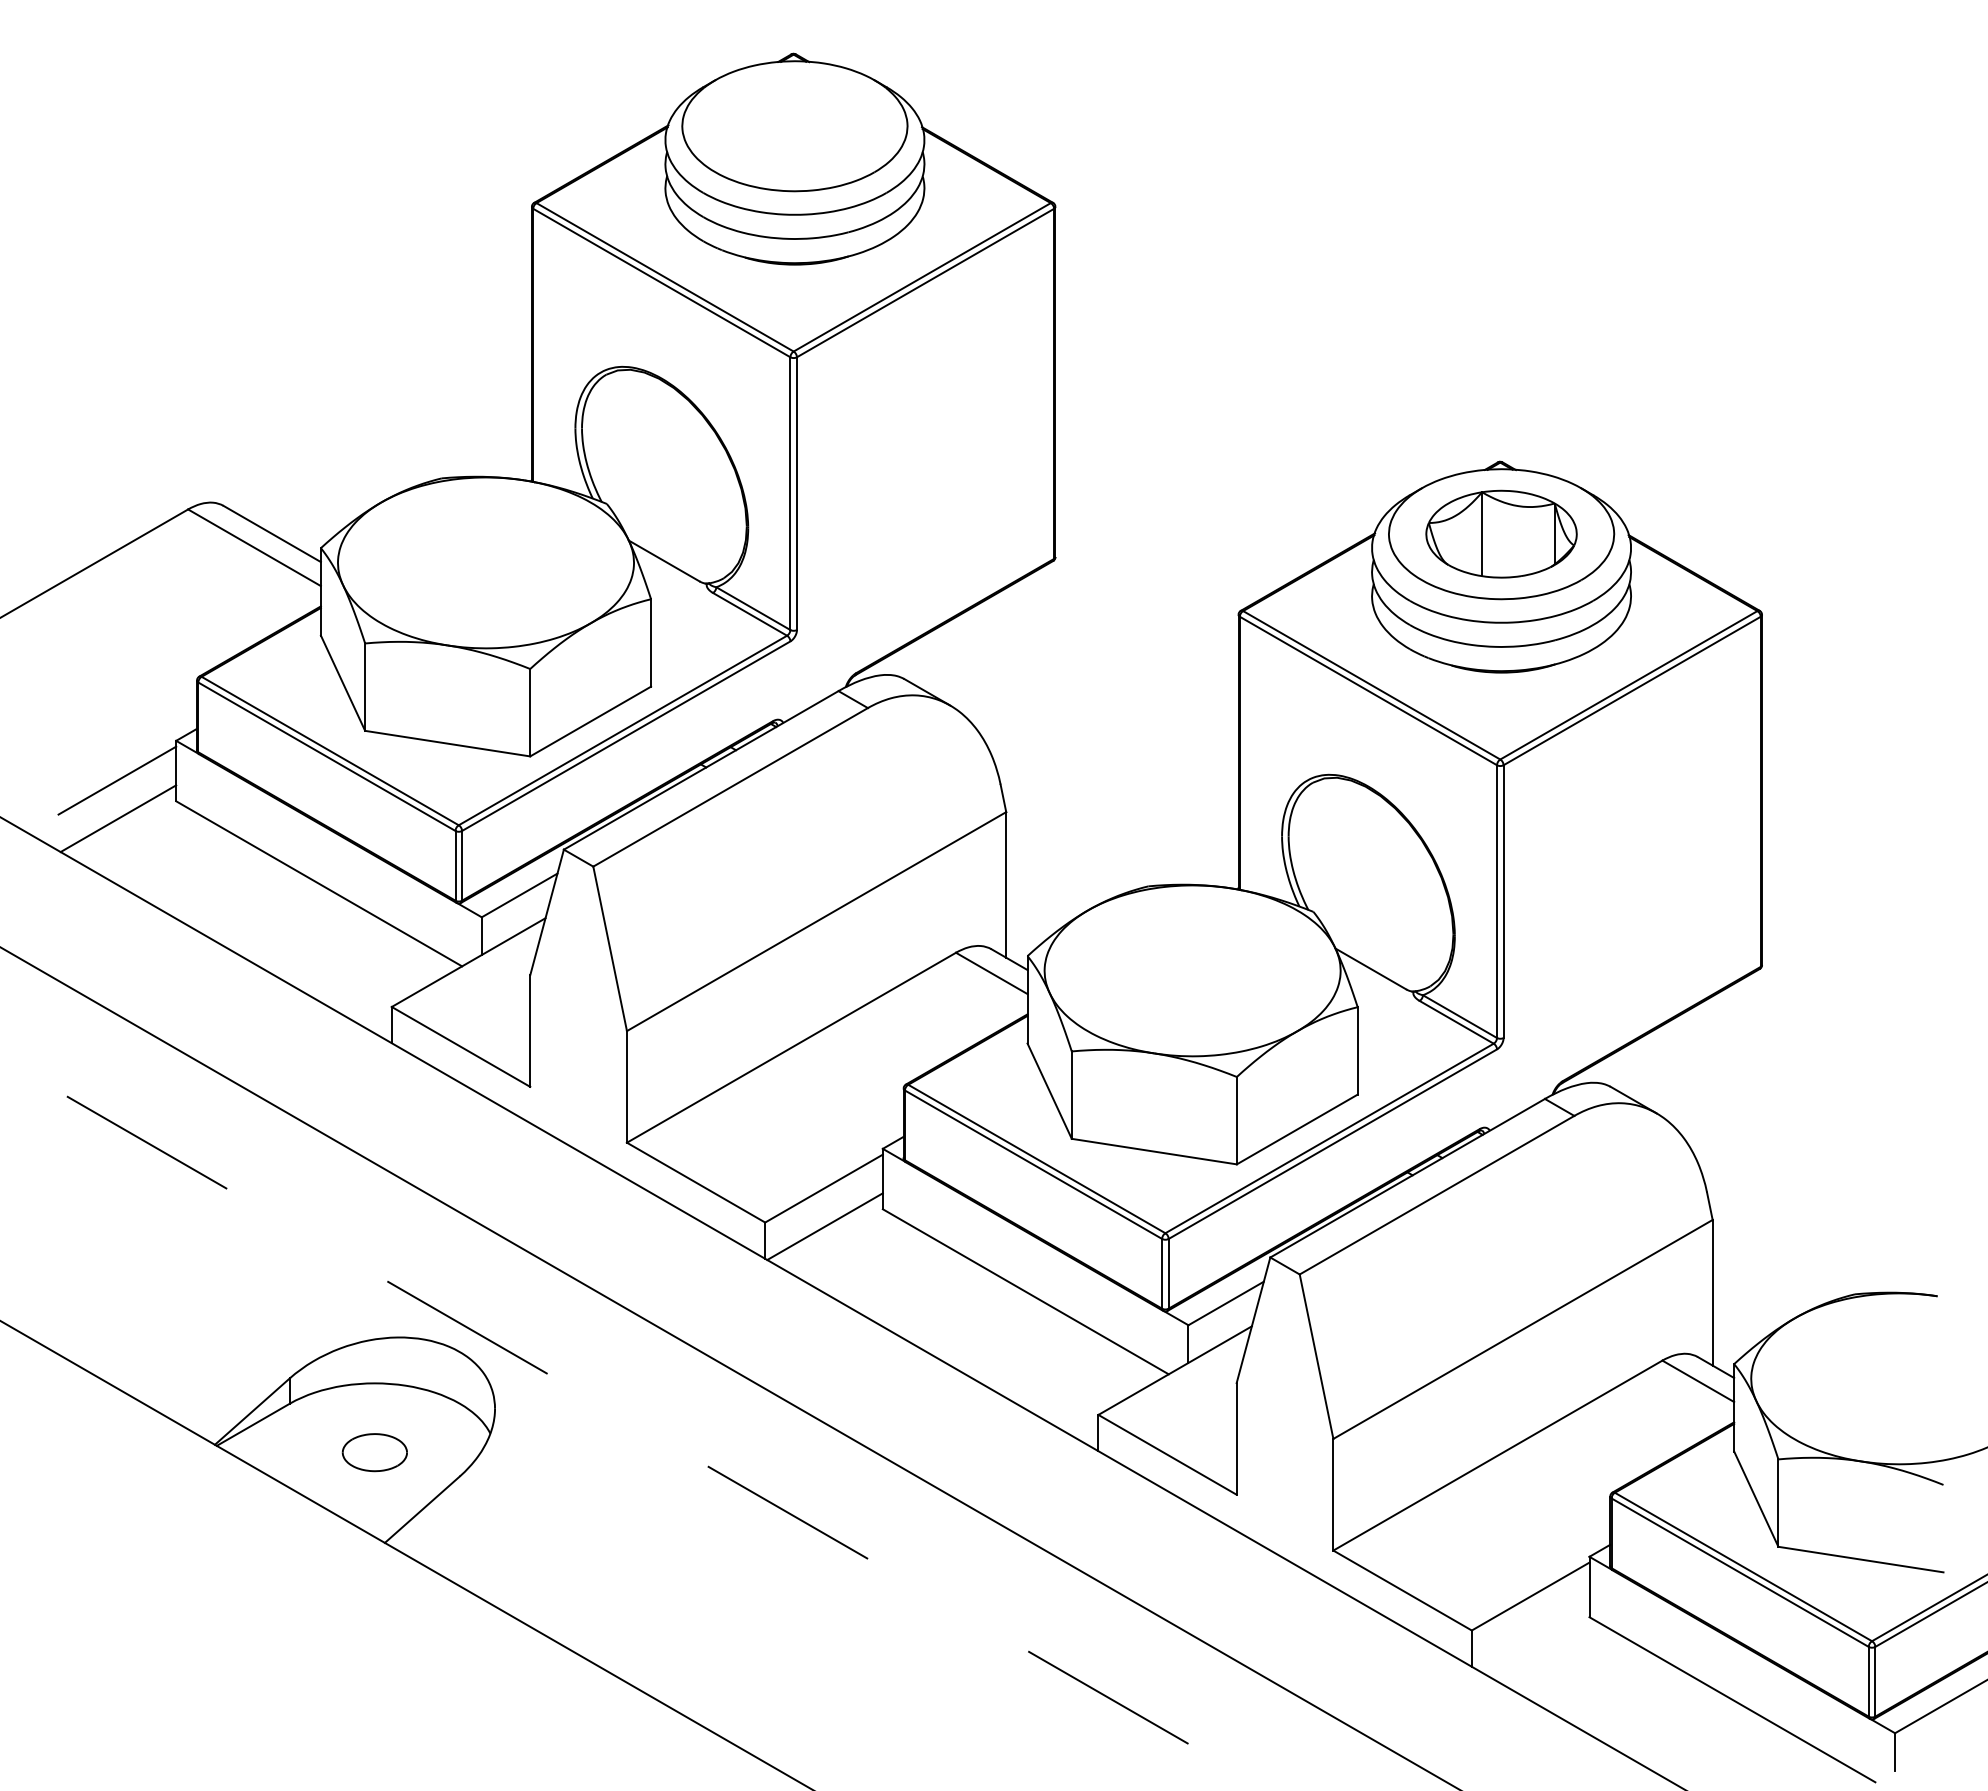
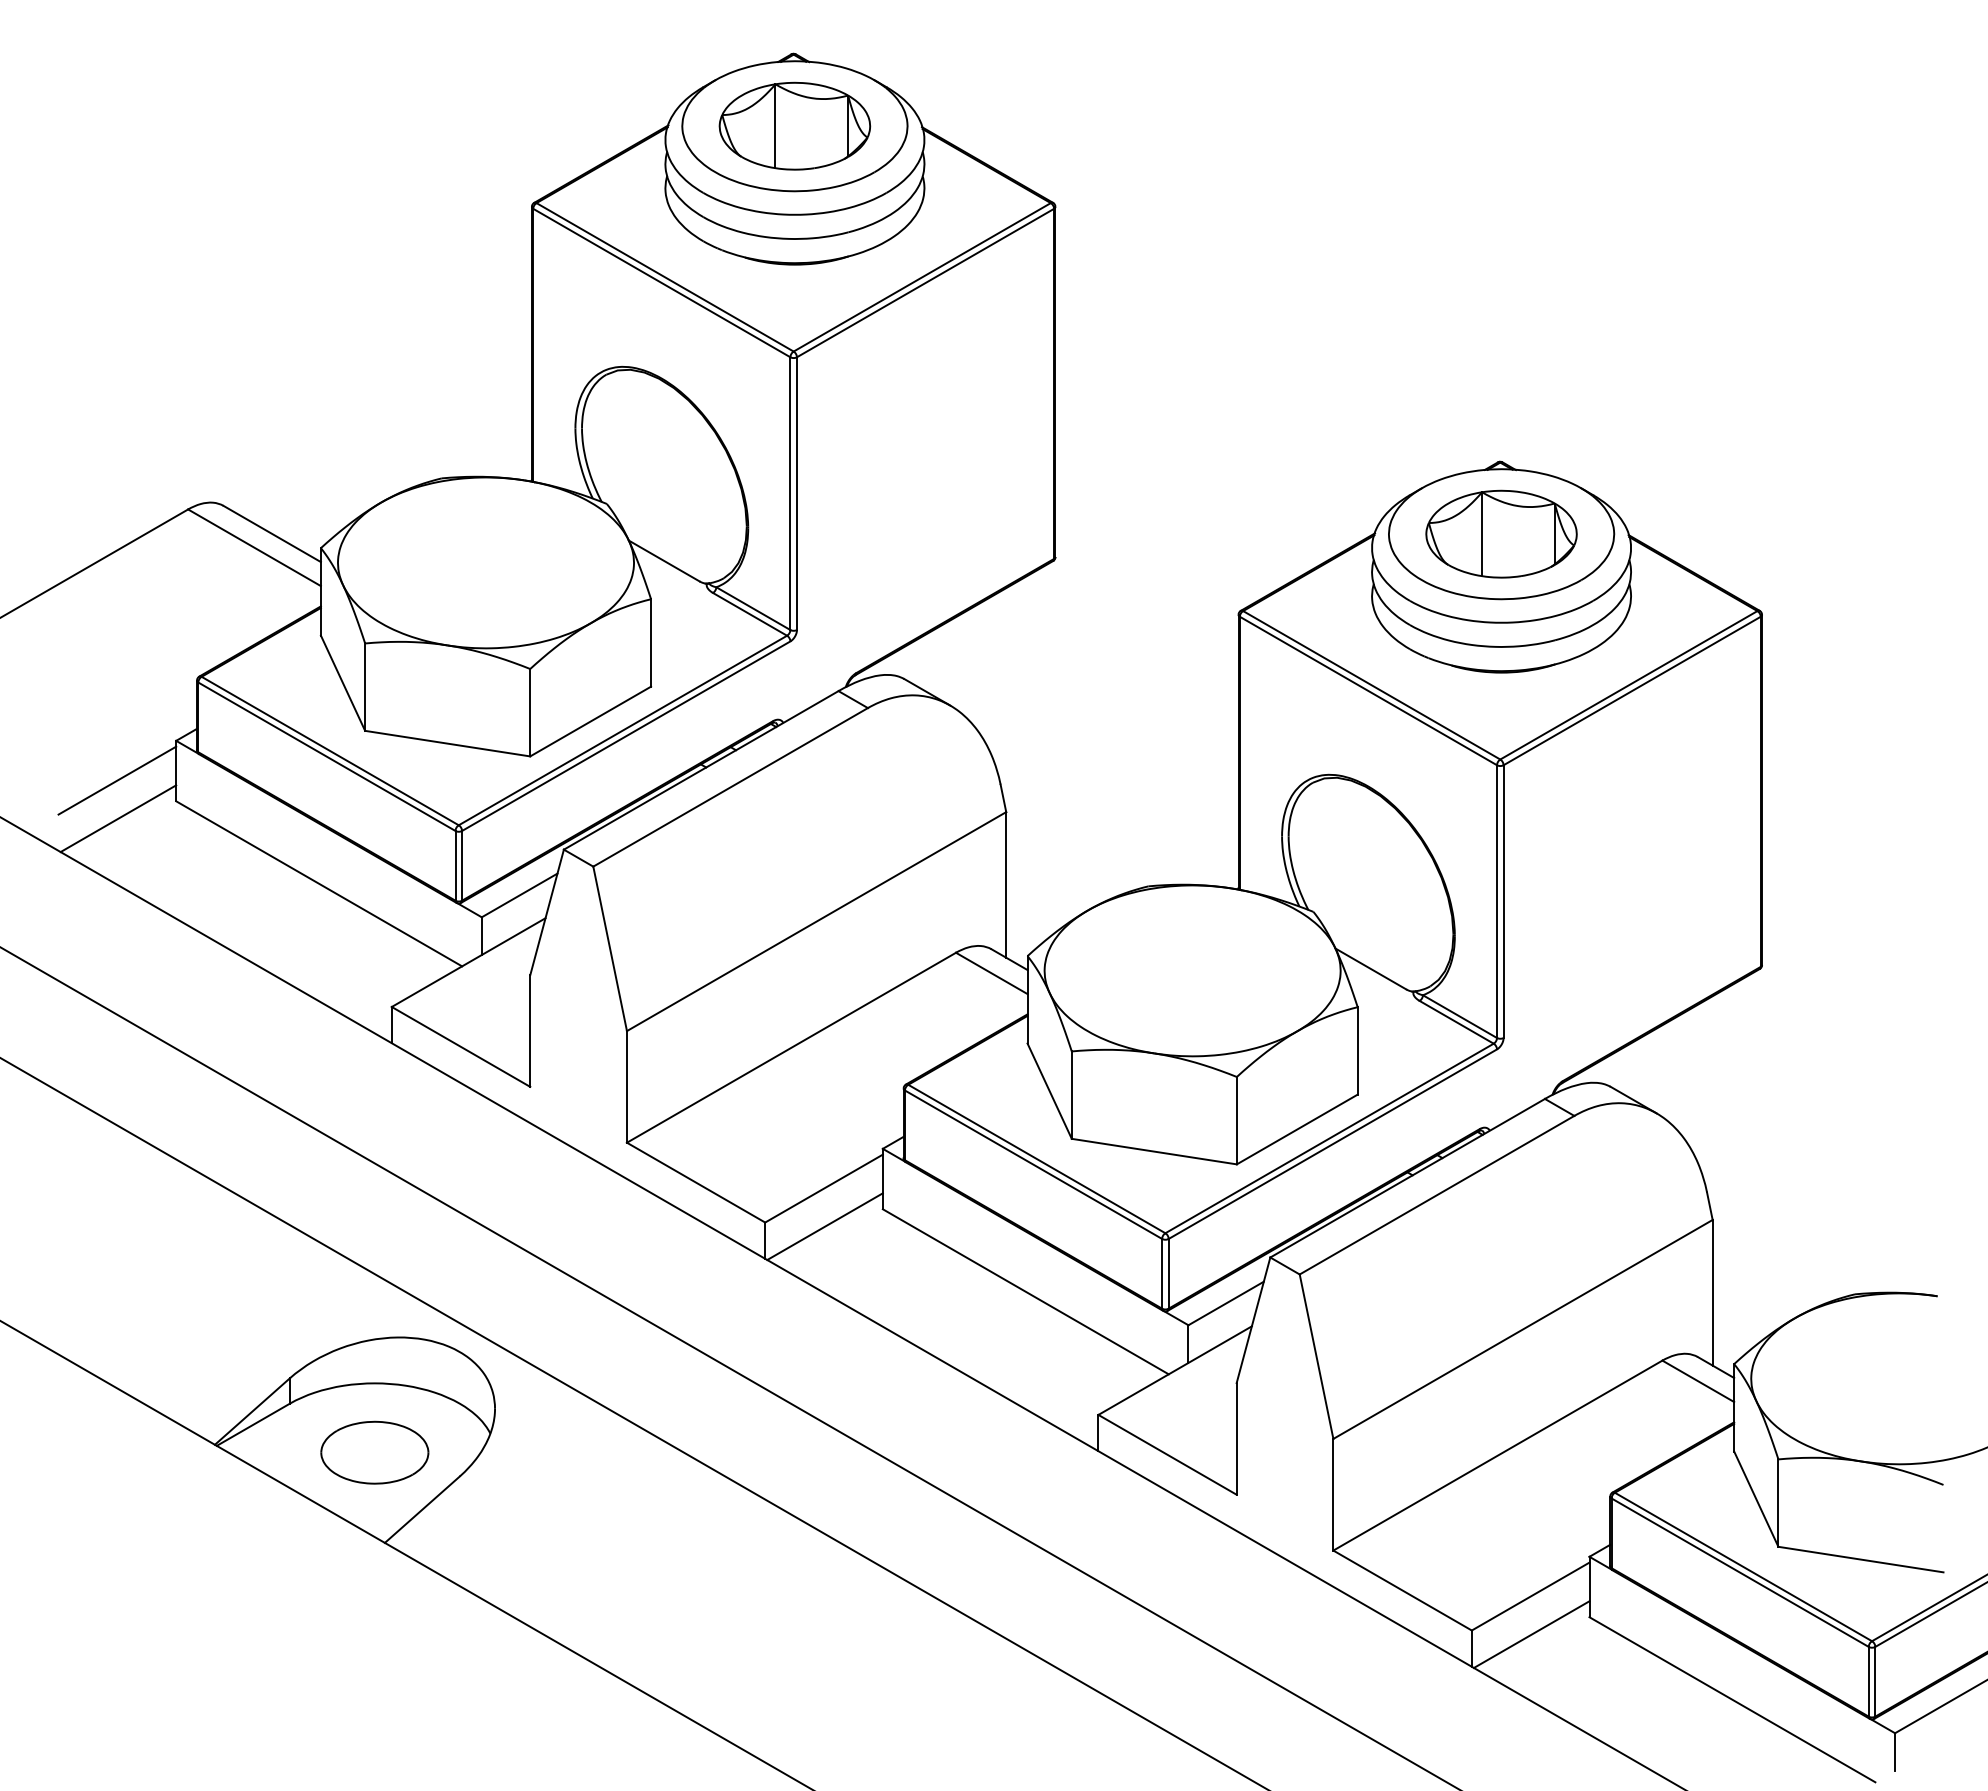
part: none -> present (794, 125)
line: dashed -> solid (634, 1424)
part size: 67x40 px -> 110x65 px (374, 1452)
line: none -> present (1531, 1634)
